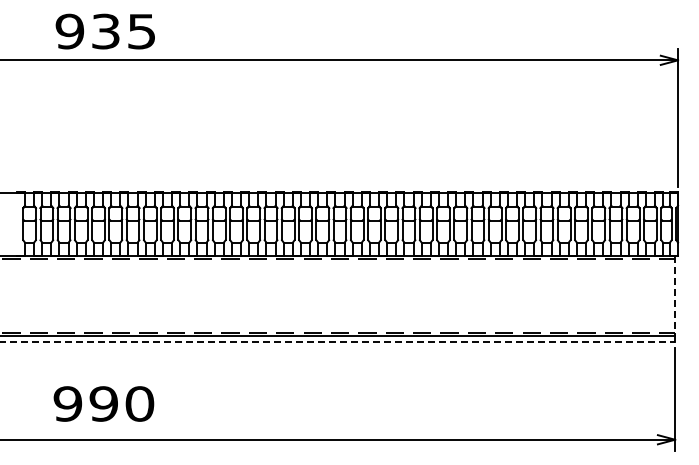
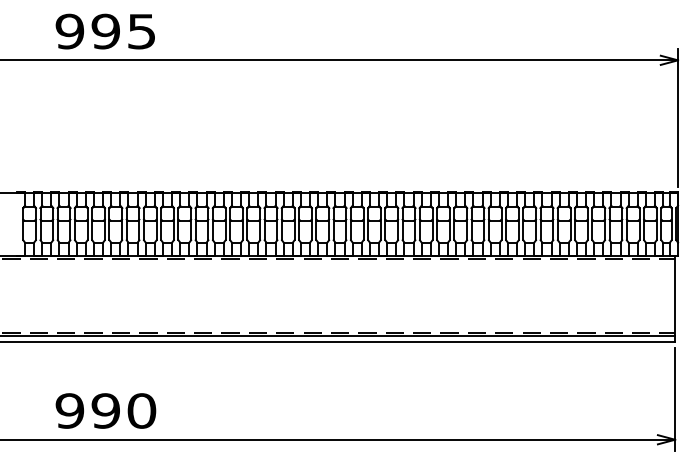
text: 935 -> 995 (105, 31)
line: dashed -> solid (675, 296)
line: dashed -> solid (338, 342)
text position: (103, 403) -> (105, 410) (105, 410)
